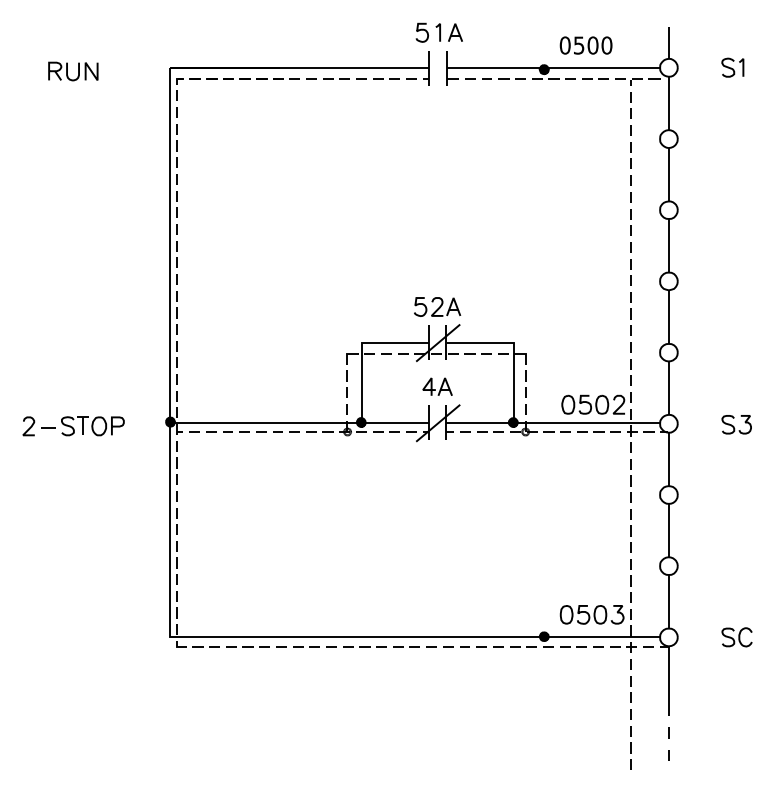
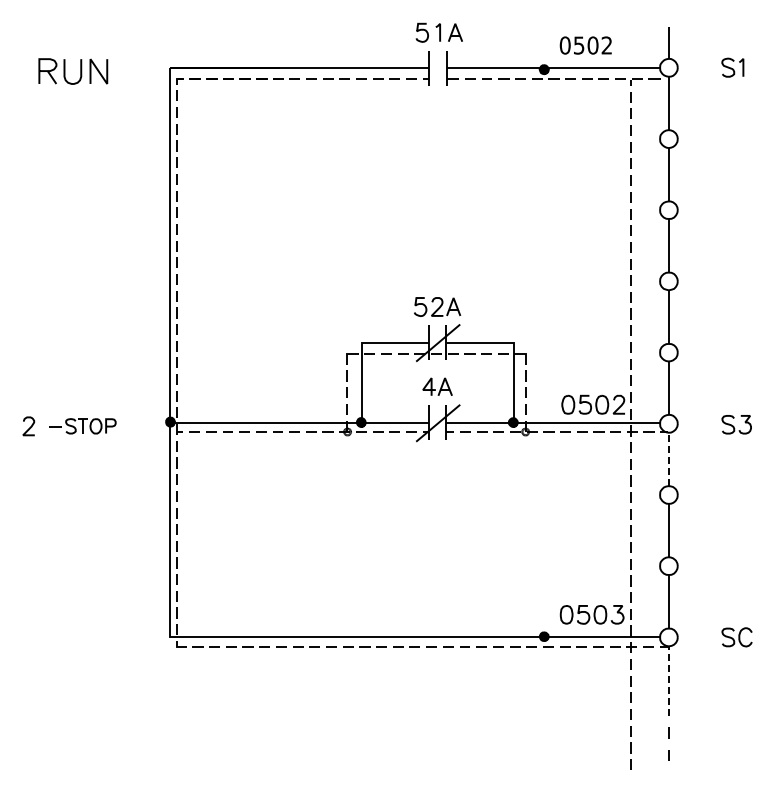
text: 0500 -> 0502 (606, 45)
part size: 51x21 px -> 71x27 px (73, 71)
part size: 84x21 px -> 68x17 px (82, 426)
line: solid -> dashed (668, 459)
line: solid -> dashed (668, 680)
